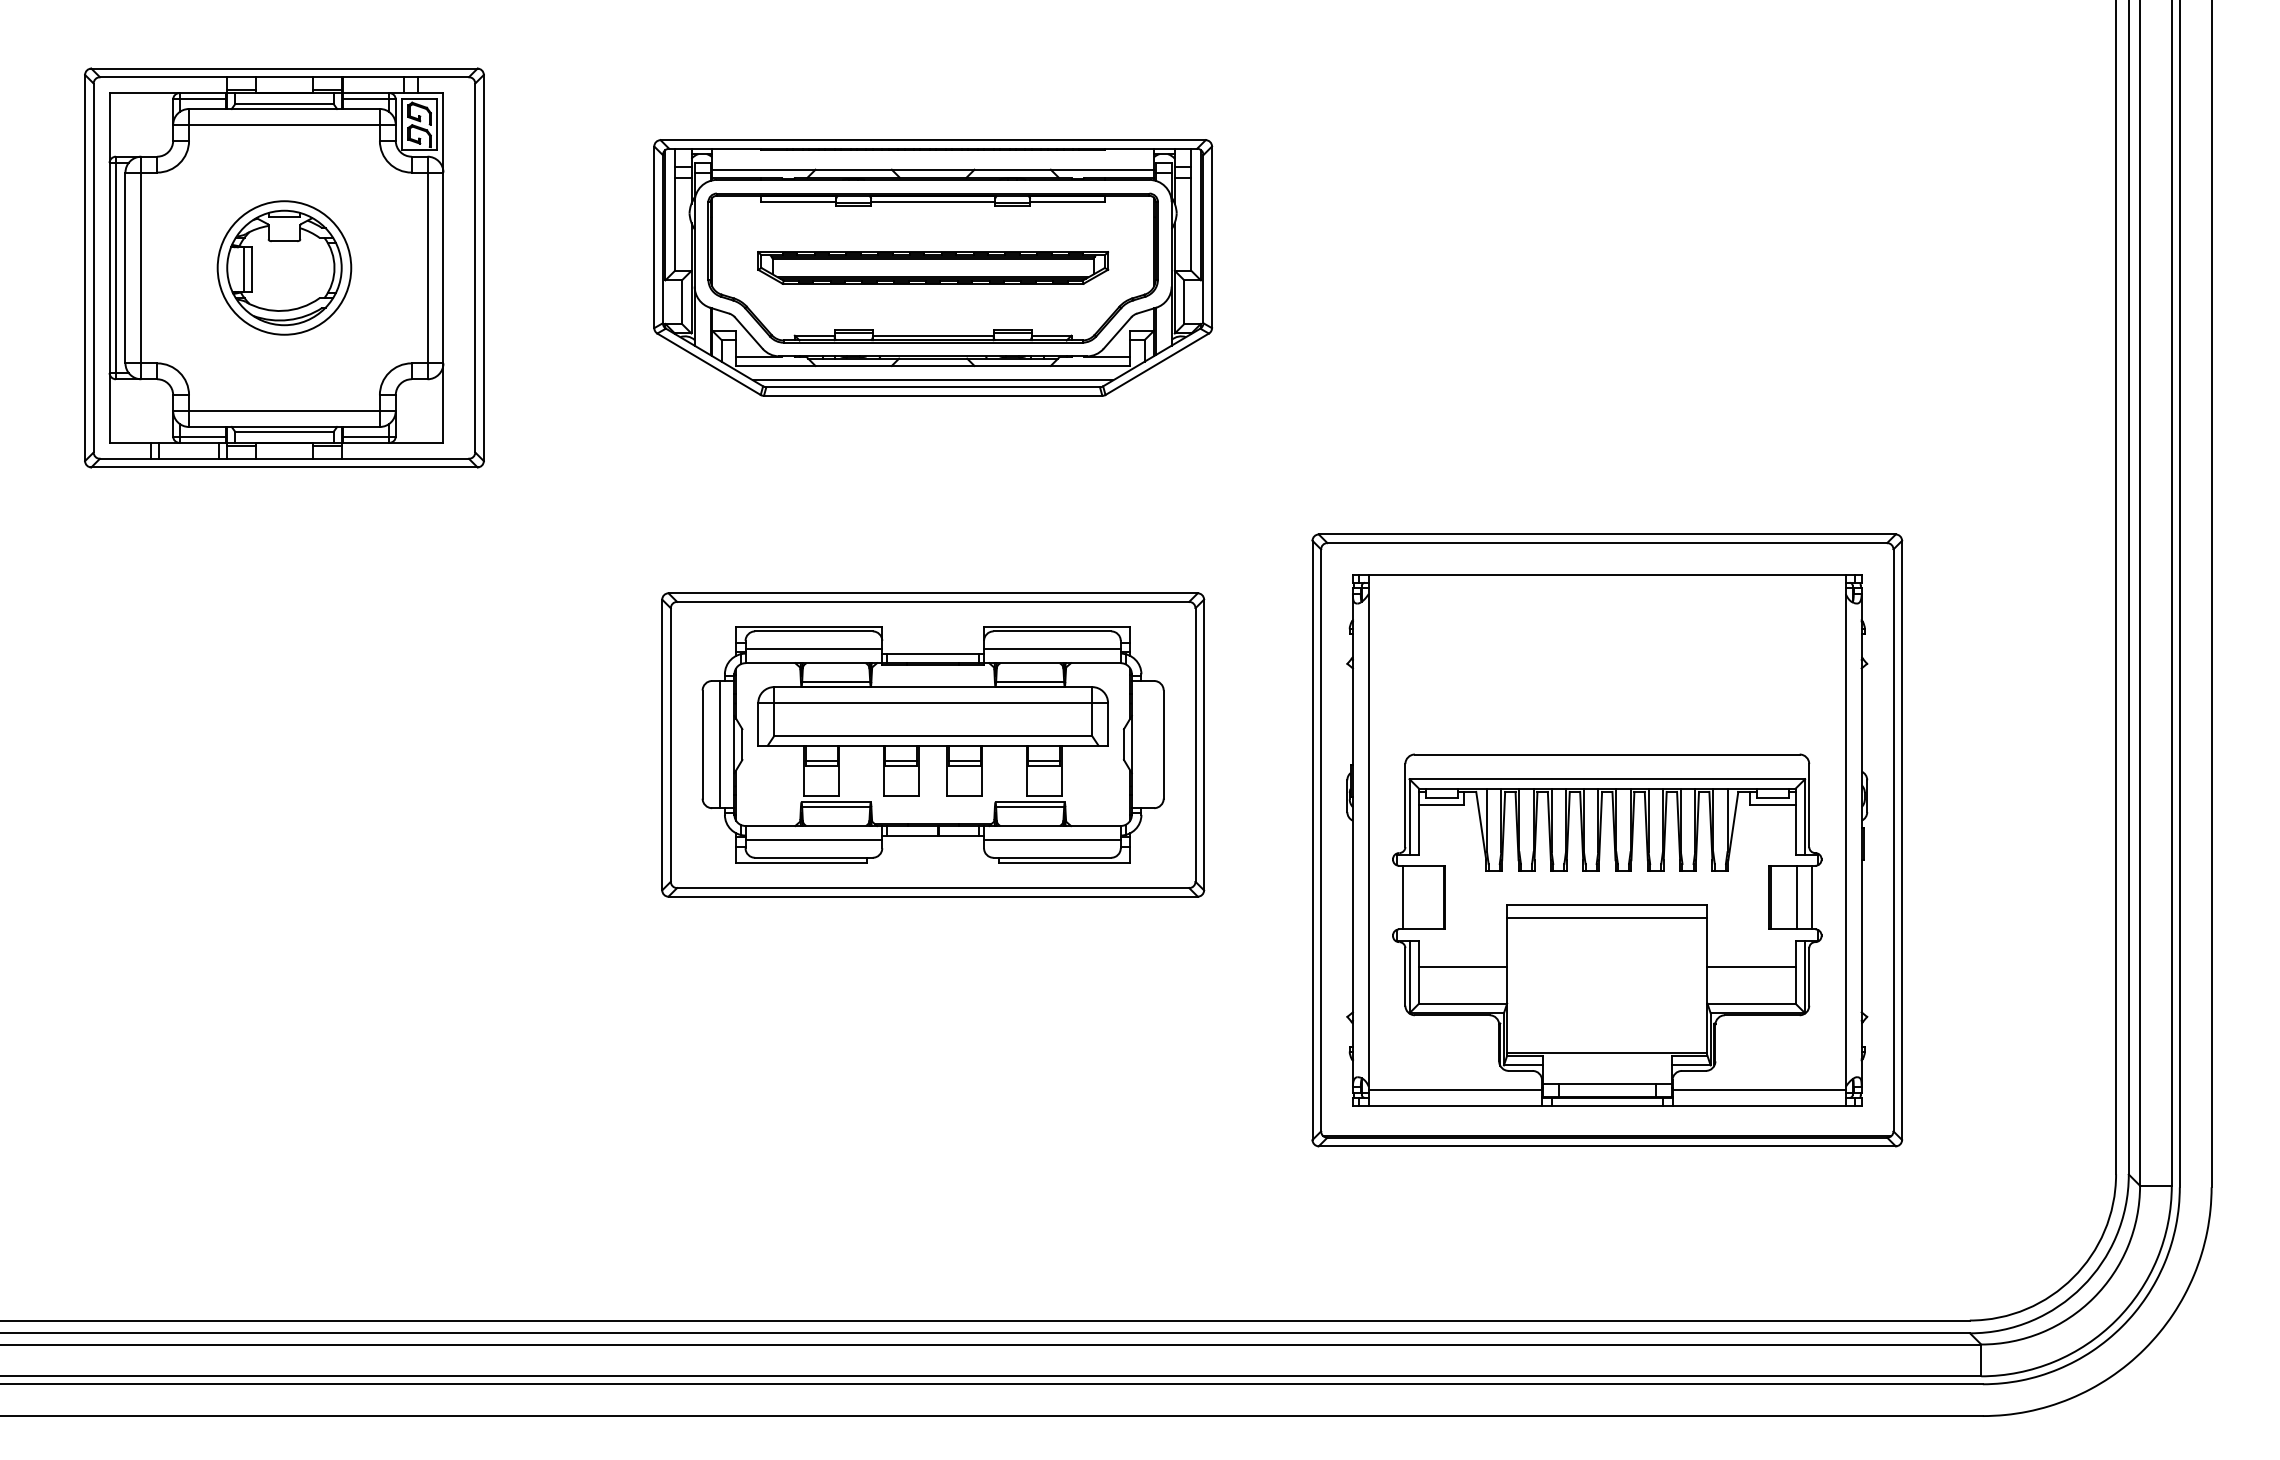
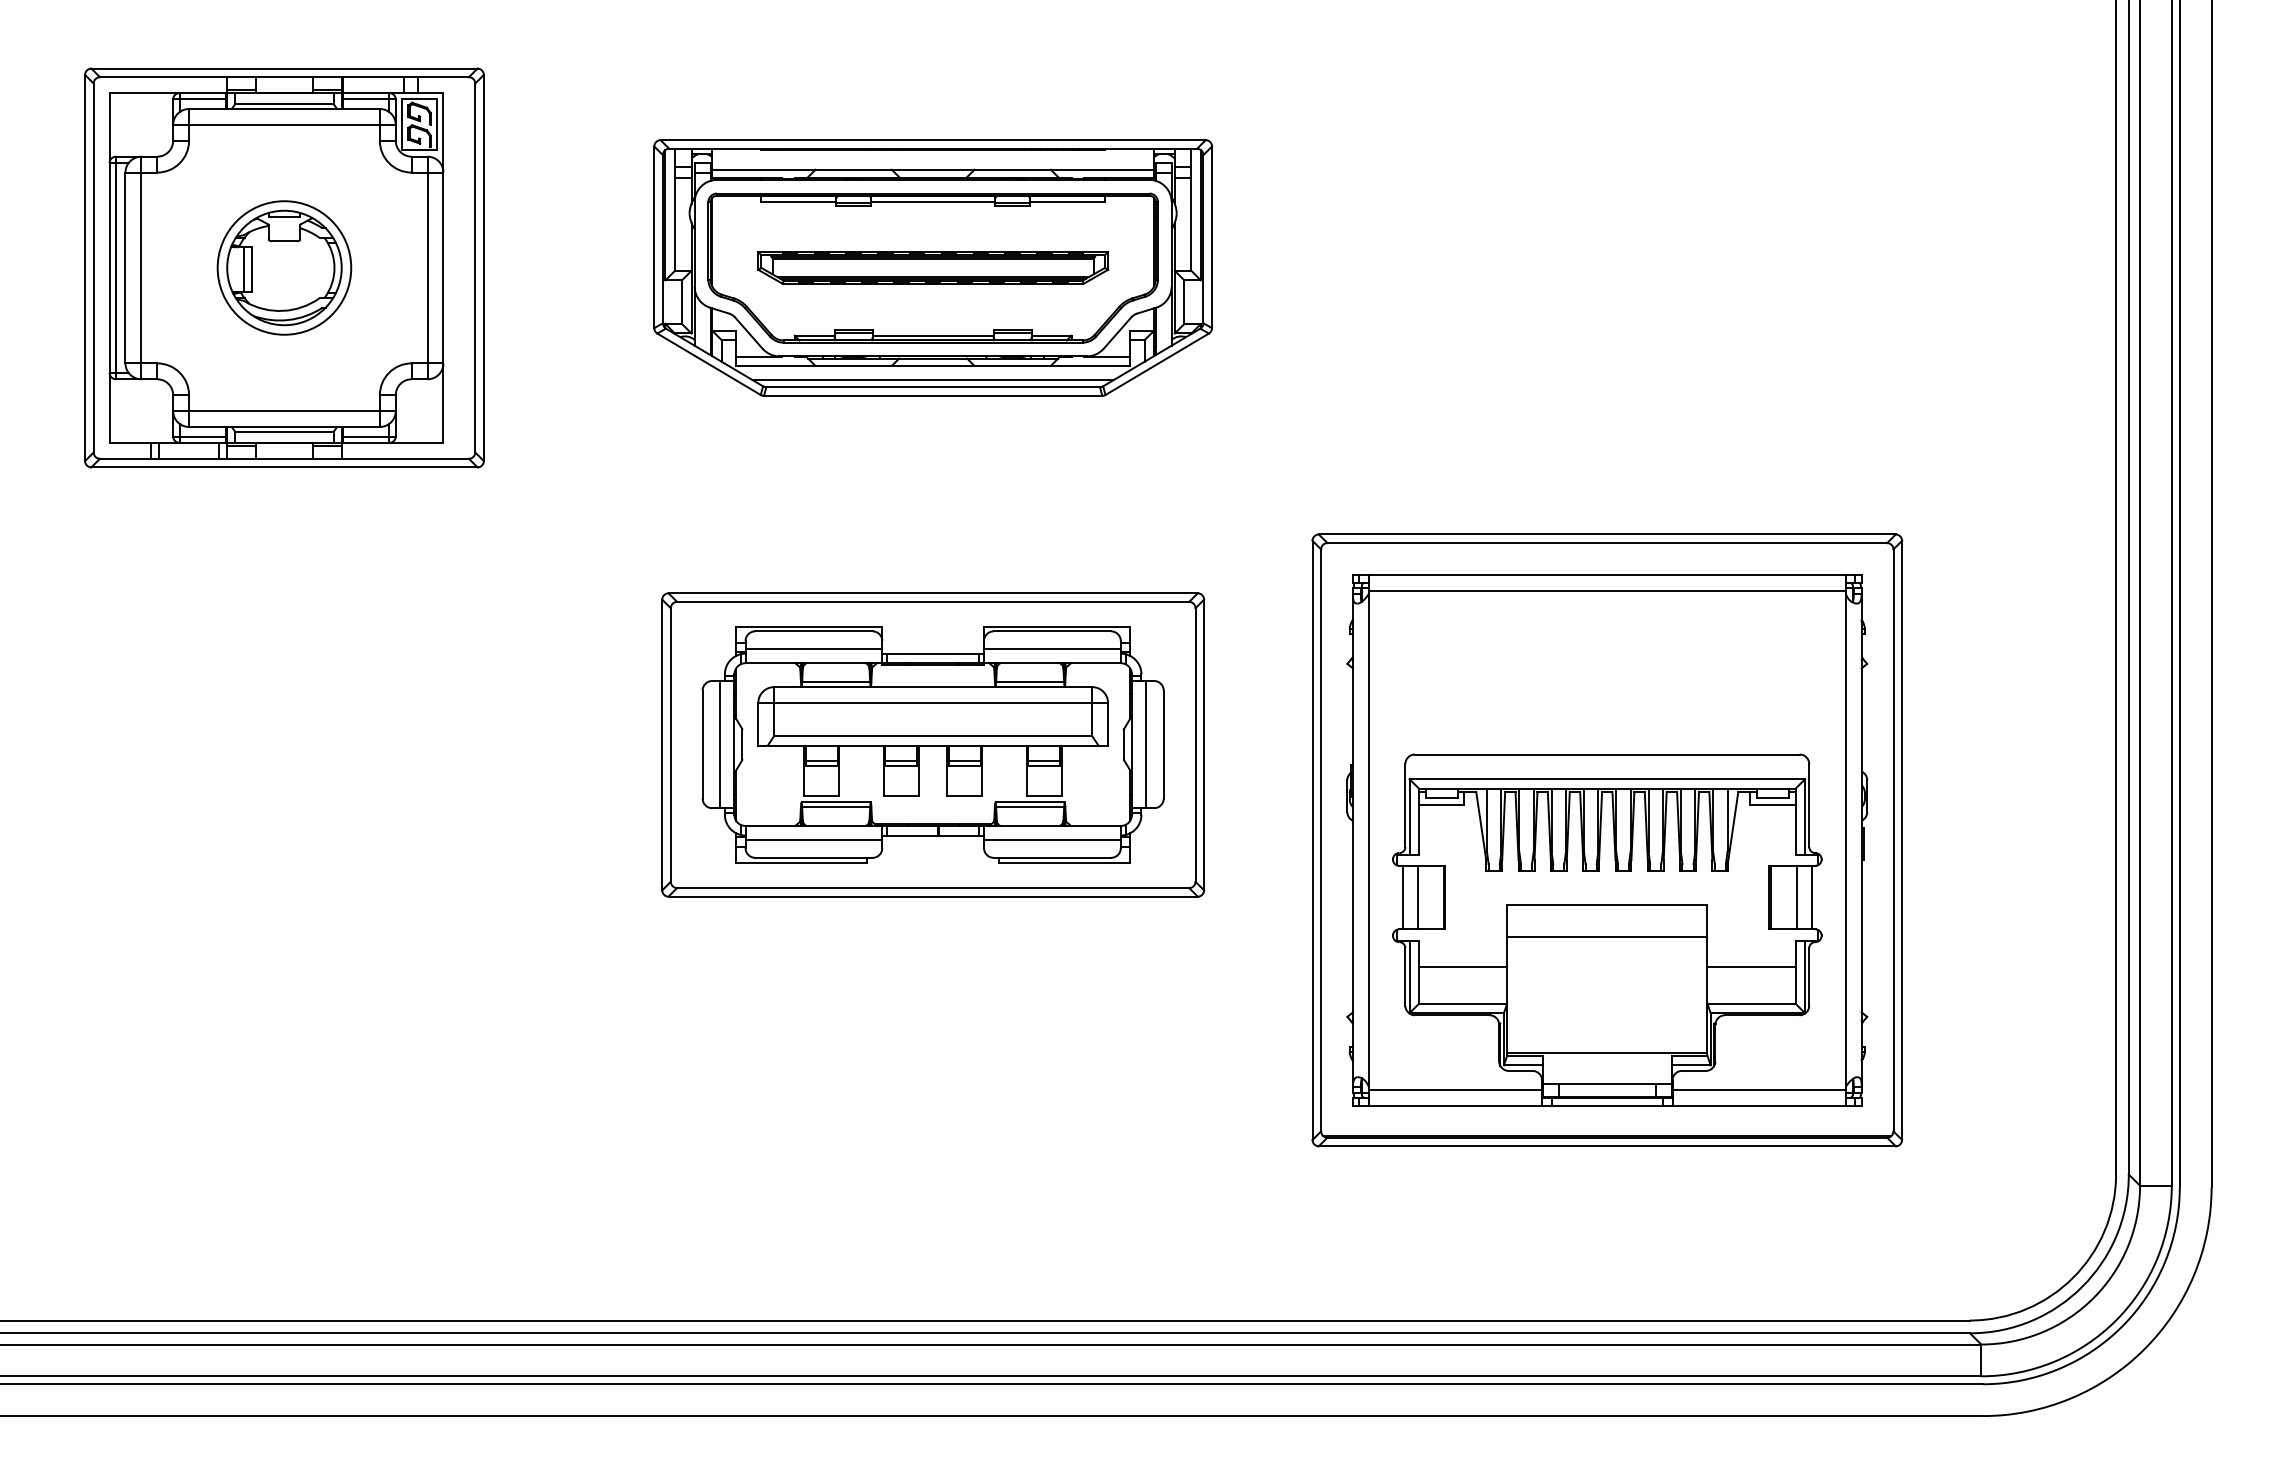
line: none -> present (1606, 590)
line: none -> present (1146, 744)
line: none -> present (1417, 897)
line position: (1607, 917) -> (1607, 936) (1607, 936)
